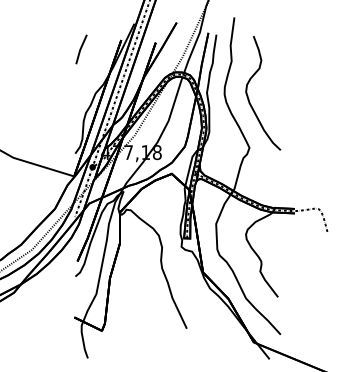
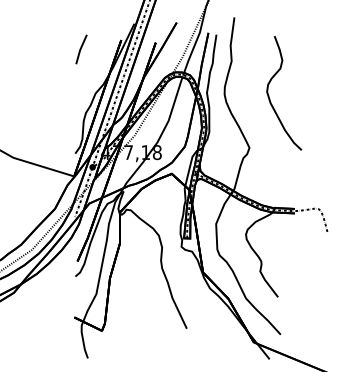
curve position: (249, 98) -> (270, 98) (270, 98)
